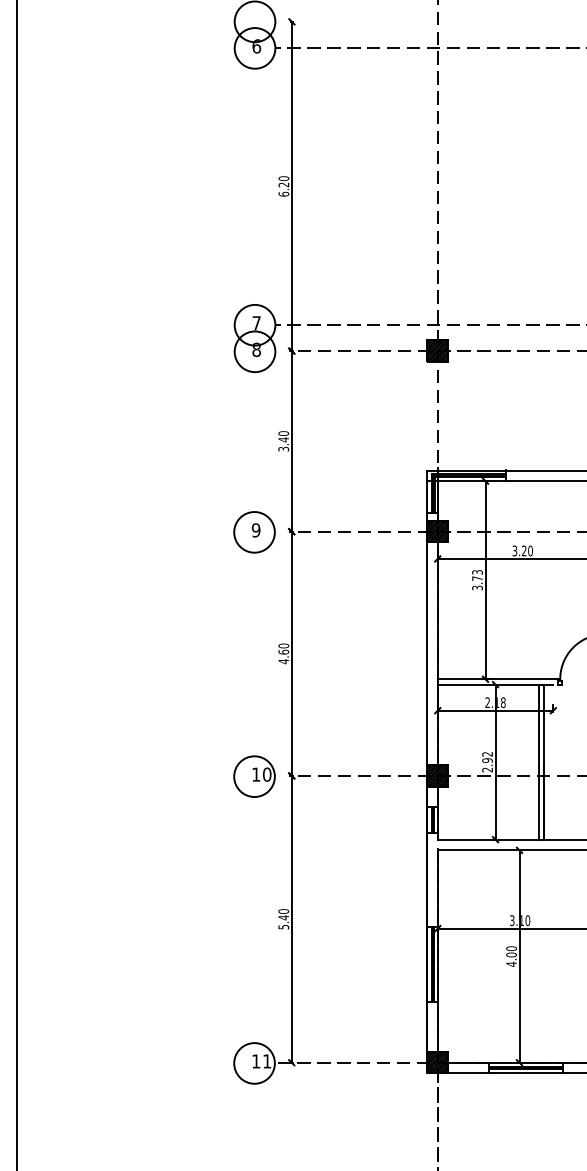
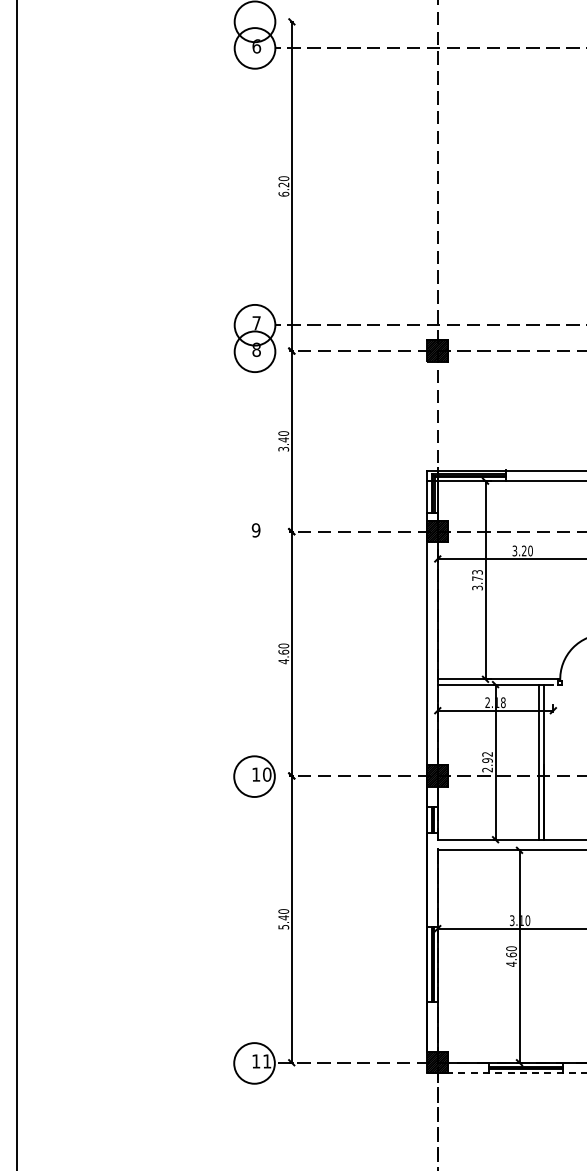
circle: present -> none (254, 532)
text: 4.00 -> 4.60 (511, 954)
line: solid -> dashed (517, 1073)
